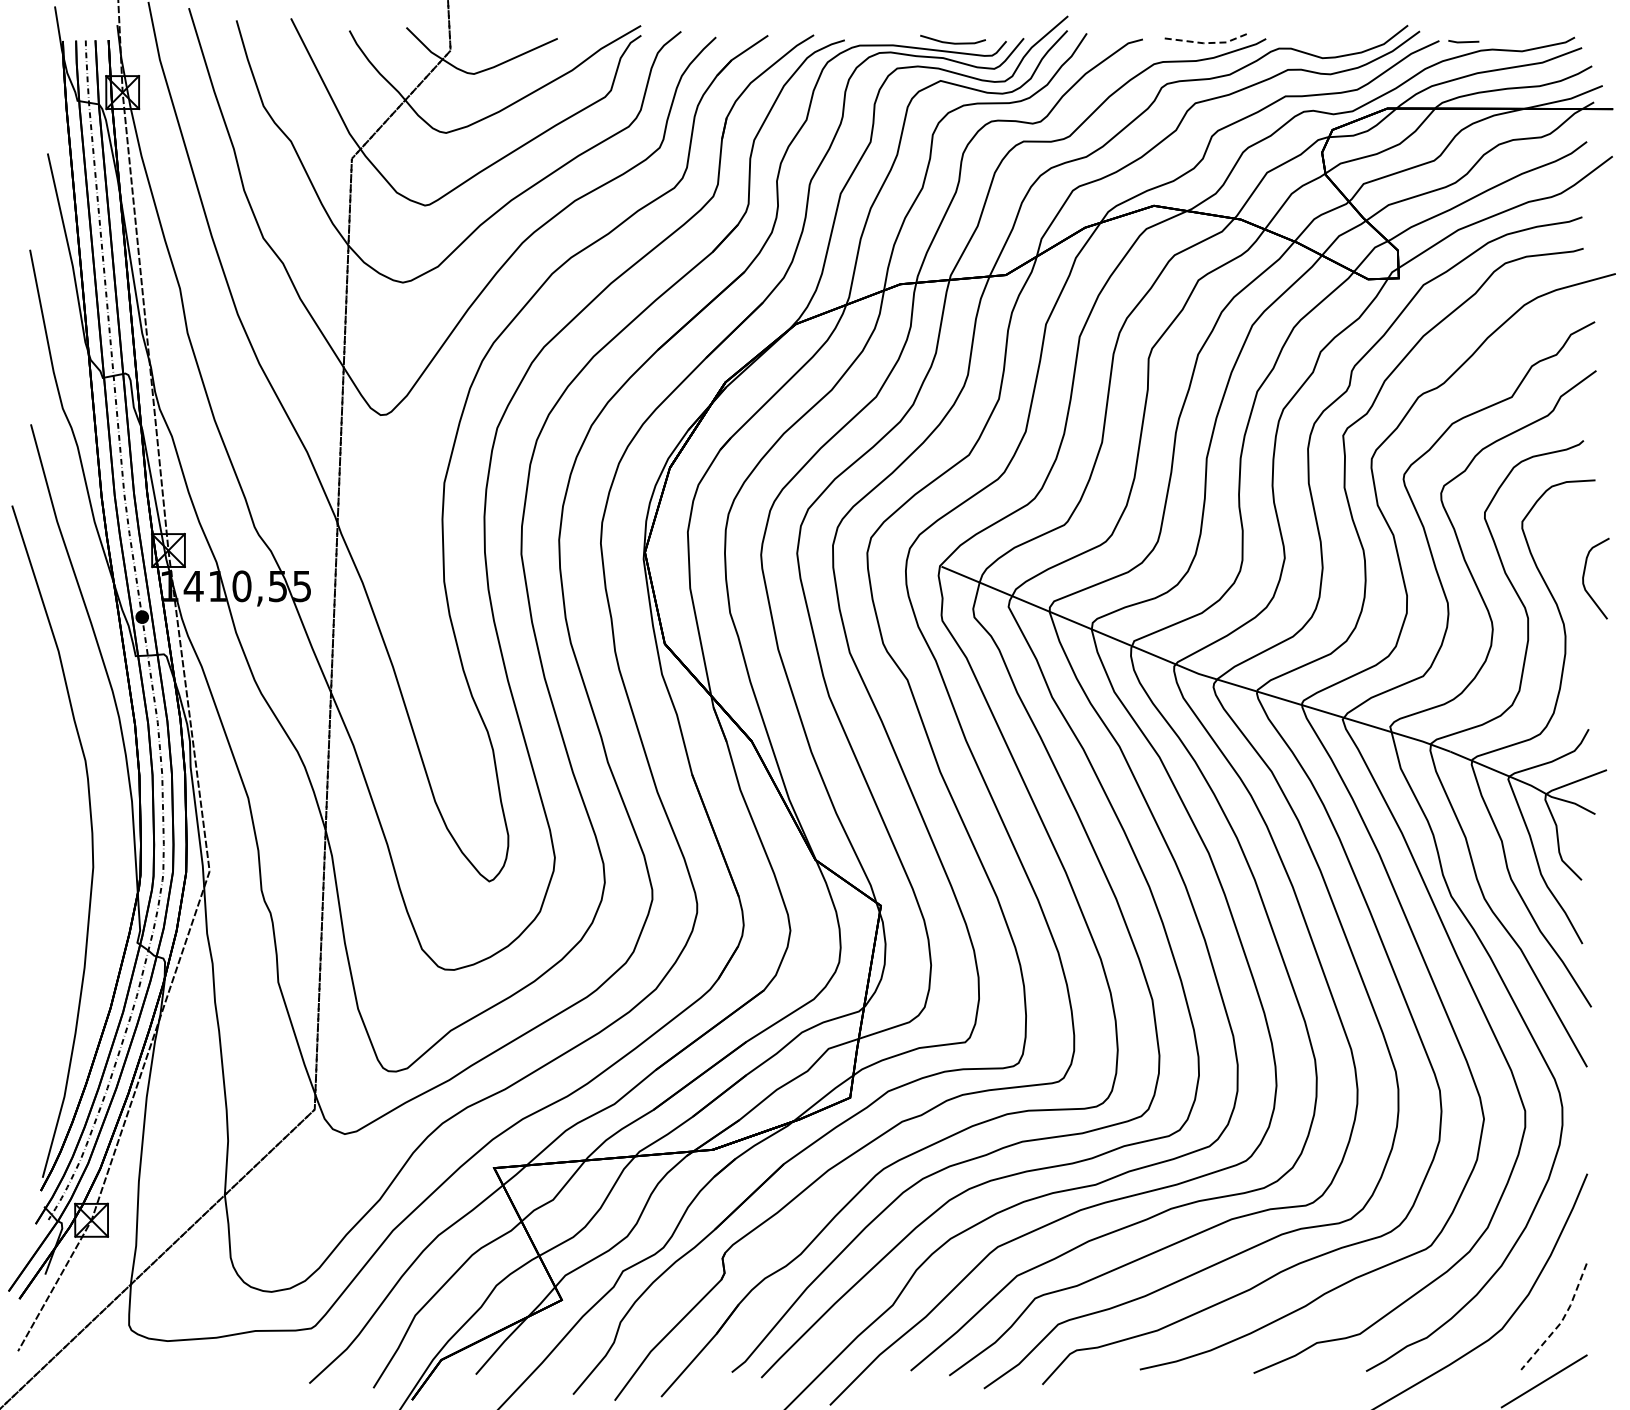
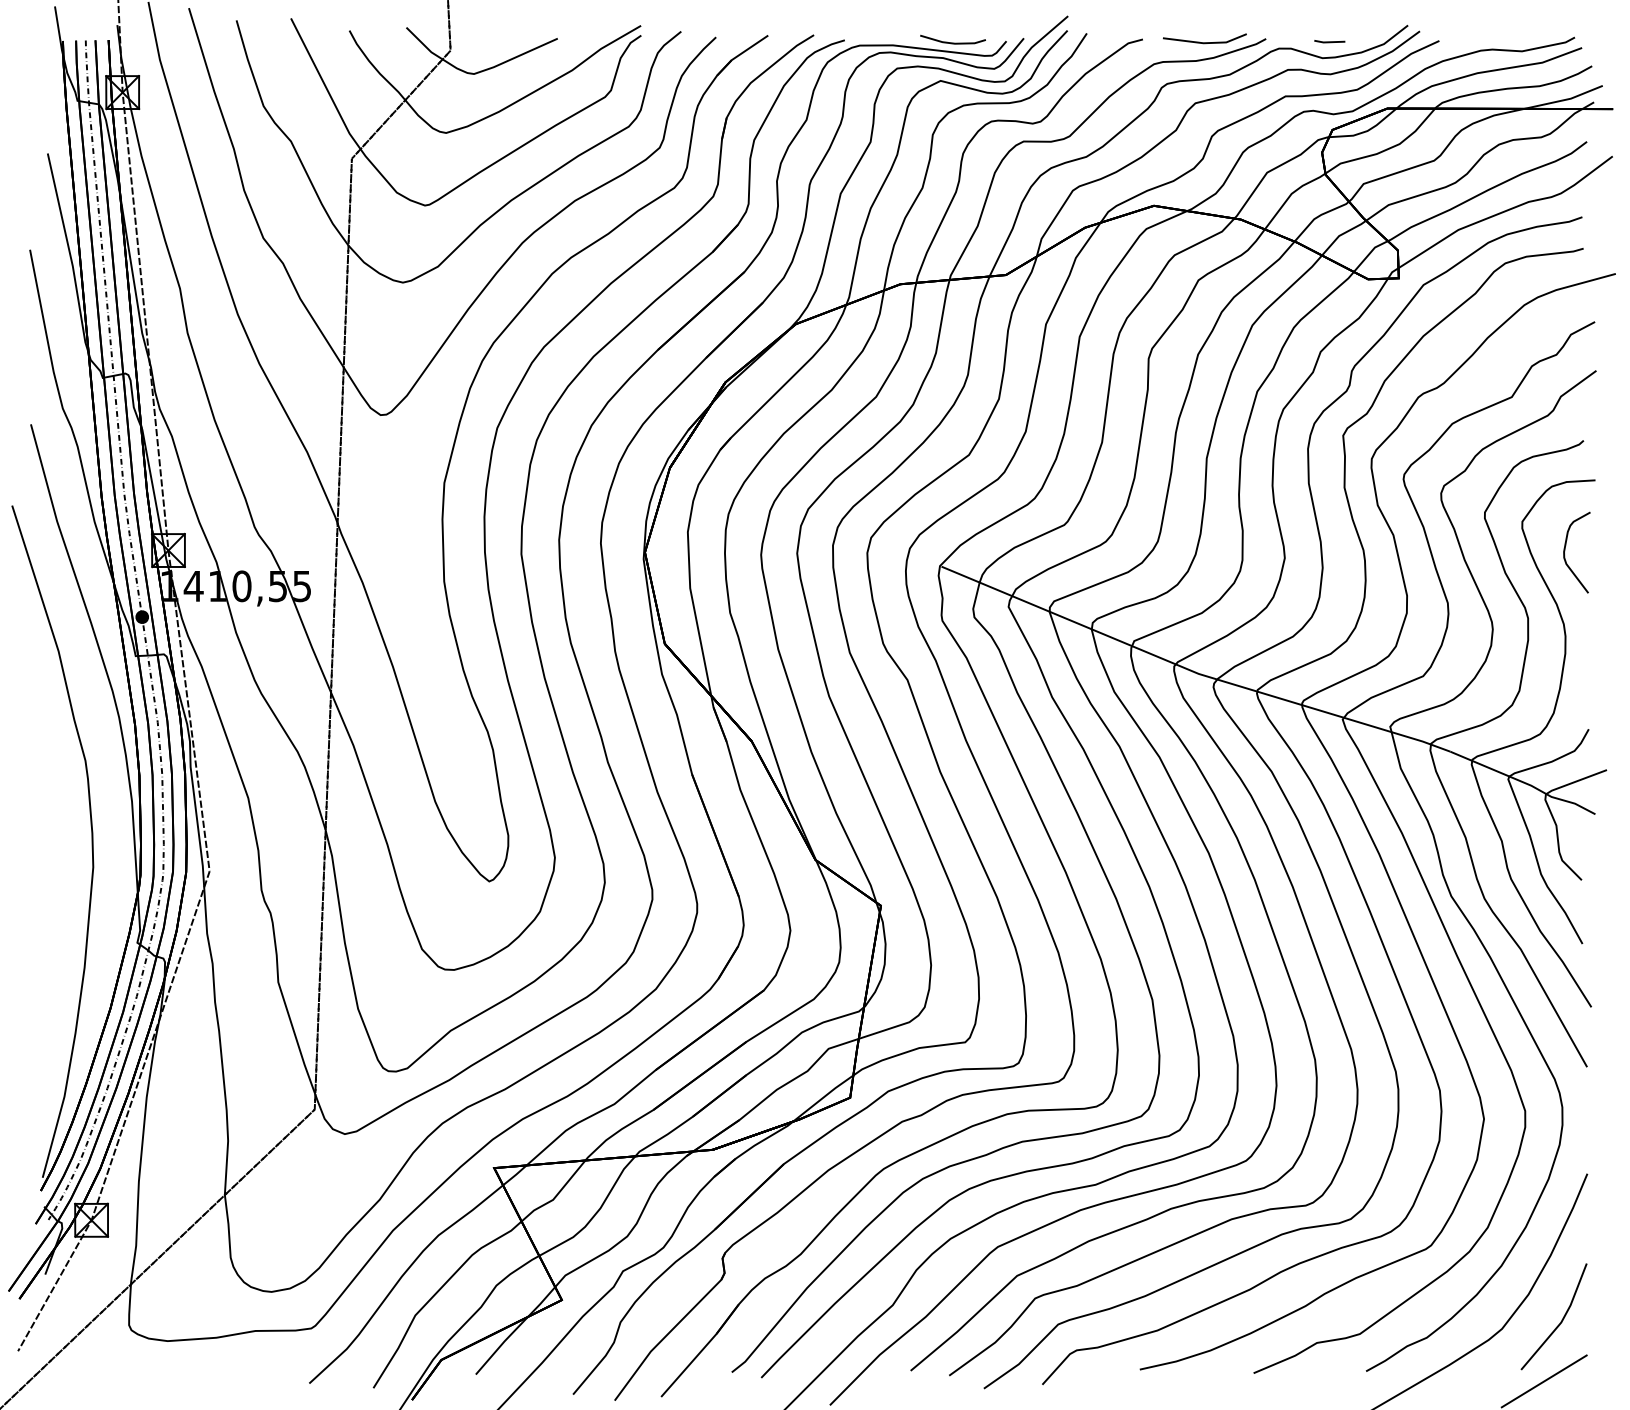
line position: (1463, 41) -> (1329, 41) (1329, 41)
line: dashed -> solid (1205, 43)
curve position: (1584, 577) -> (1565, 551) (1565, 551)
line: dashed -> solid (1561, 1321)
